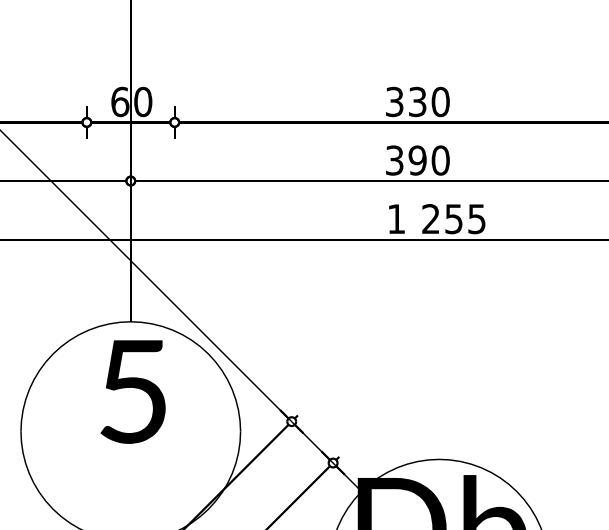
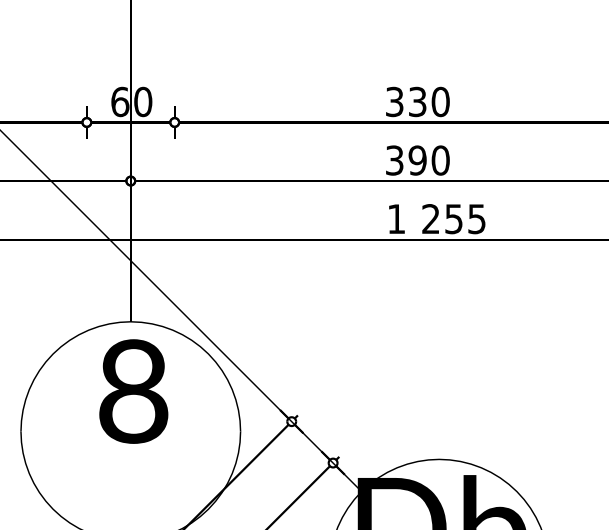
text: 5 -> 8 (133, 391)
